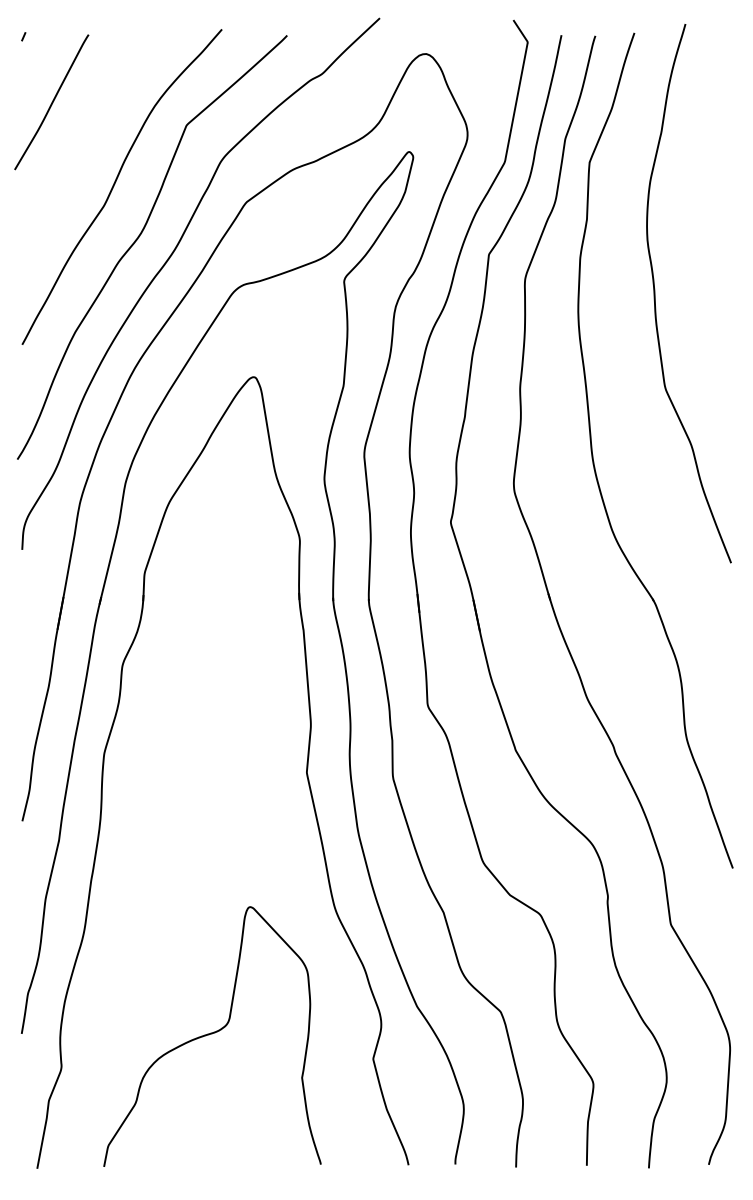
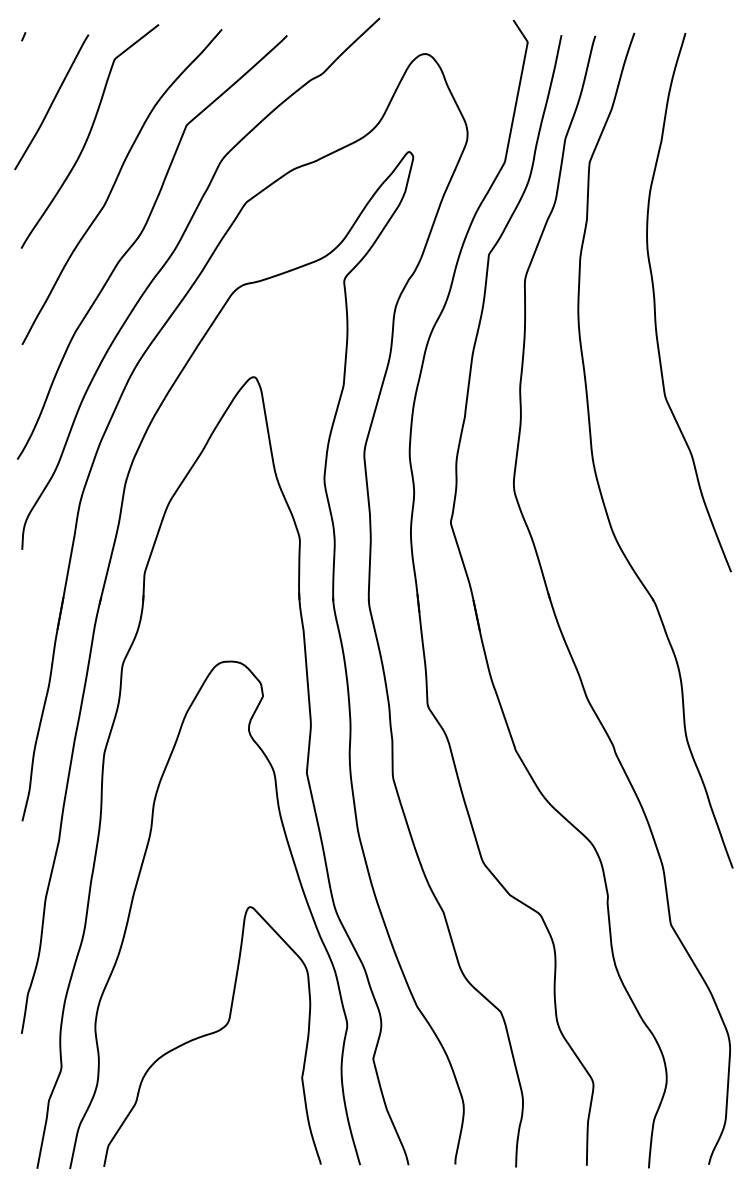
curve: none -> present (89, 136)
curve position: (655, 293) -> (655, 302) (655, 302)
curve: none -> present (134, 896)
